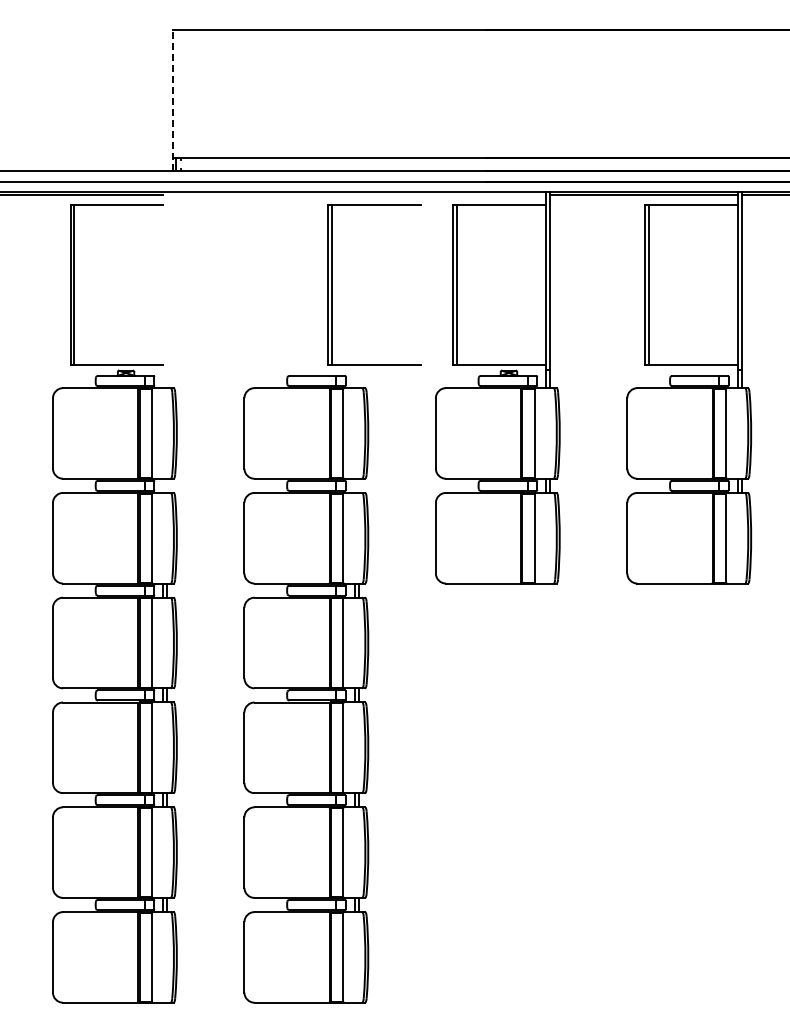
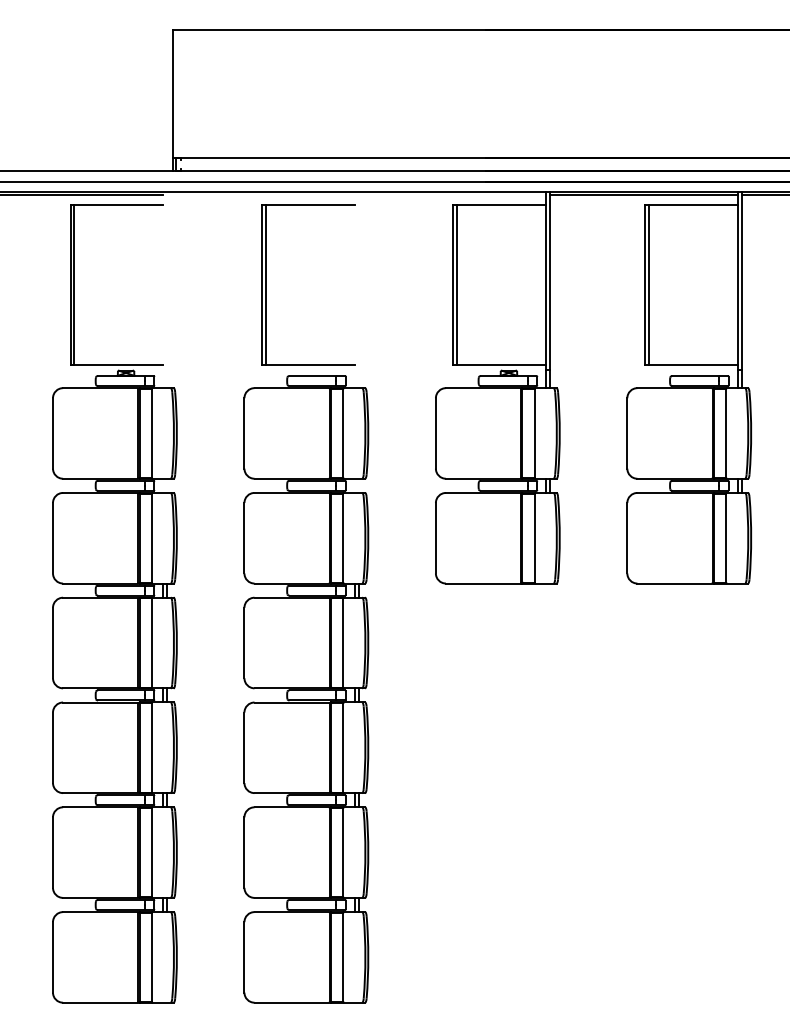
line: dashed -> solid (173, 100)
part position: (332, 284) -> (266, 284) (266, 284)
